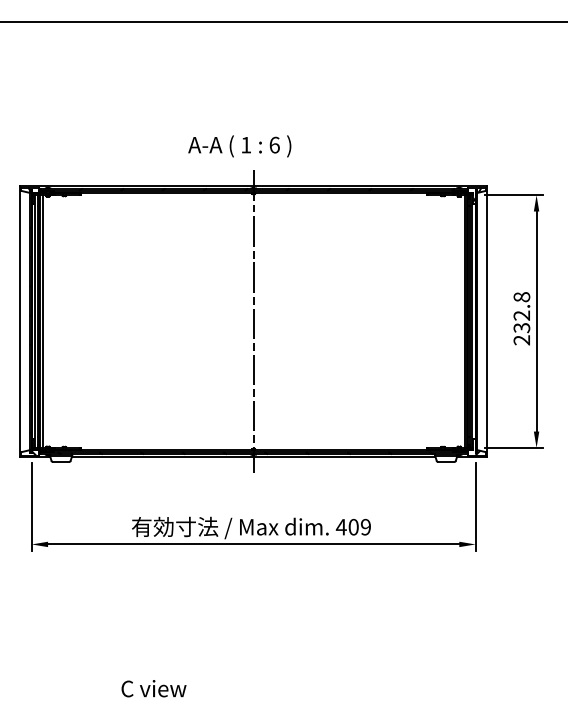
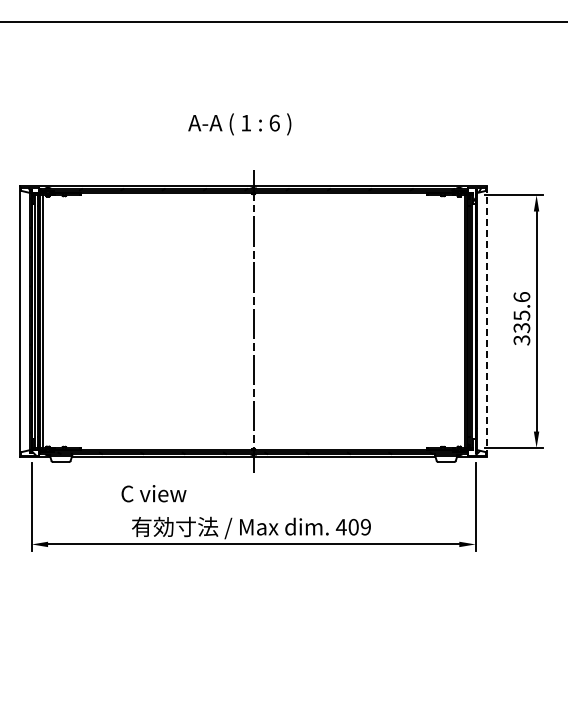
text position: (239, 146) -> (239, 124) (239, 124)
text: 232.8 -> 335.6 (521, 318)
line: solid -> dashed (486, 322)
text position: (153, 688) -> (153, 493) (153, 493)
